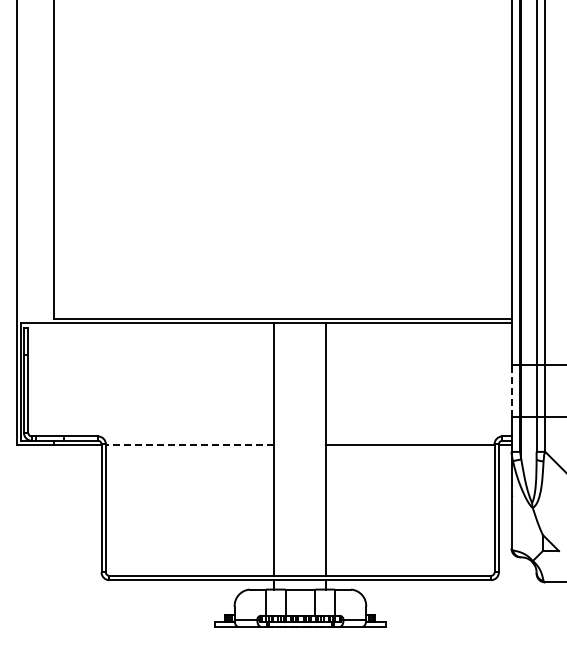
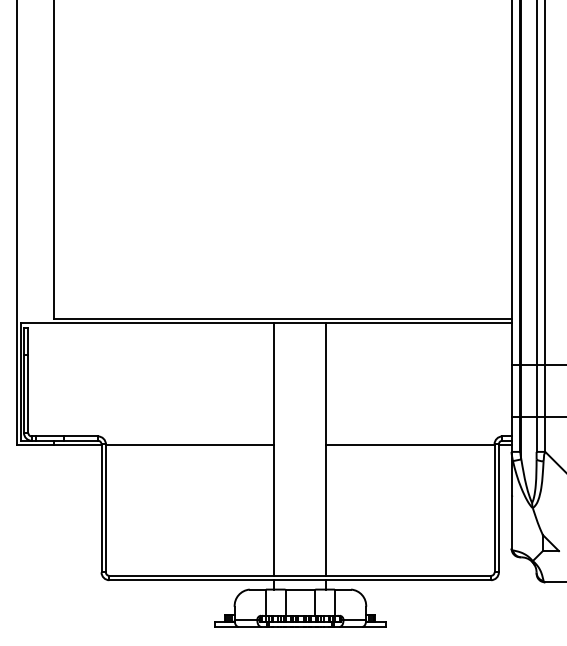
line: dashed -> solid (511, 390)
line: dashed -> solid (189, 445)
